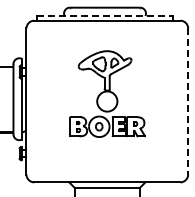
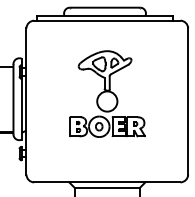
line: dashed -> solid (105, 16)
line: dashed -> solid (188, 102)
